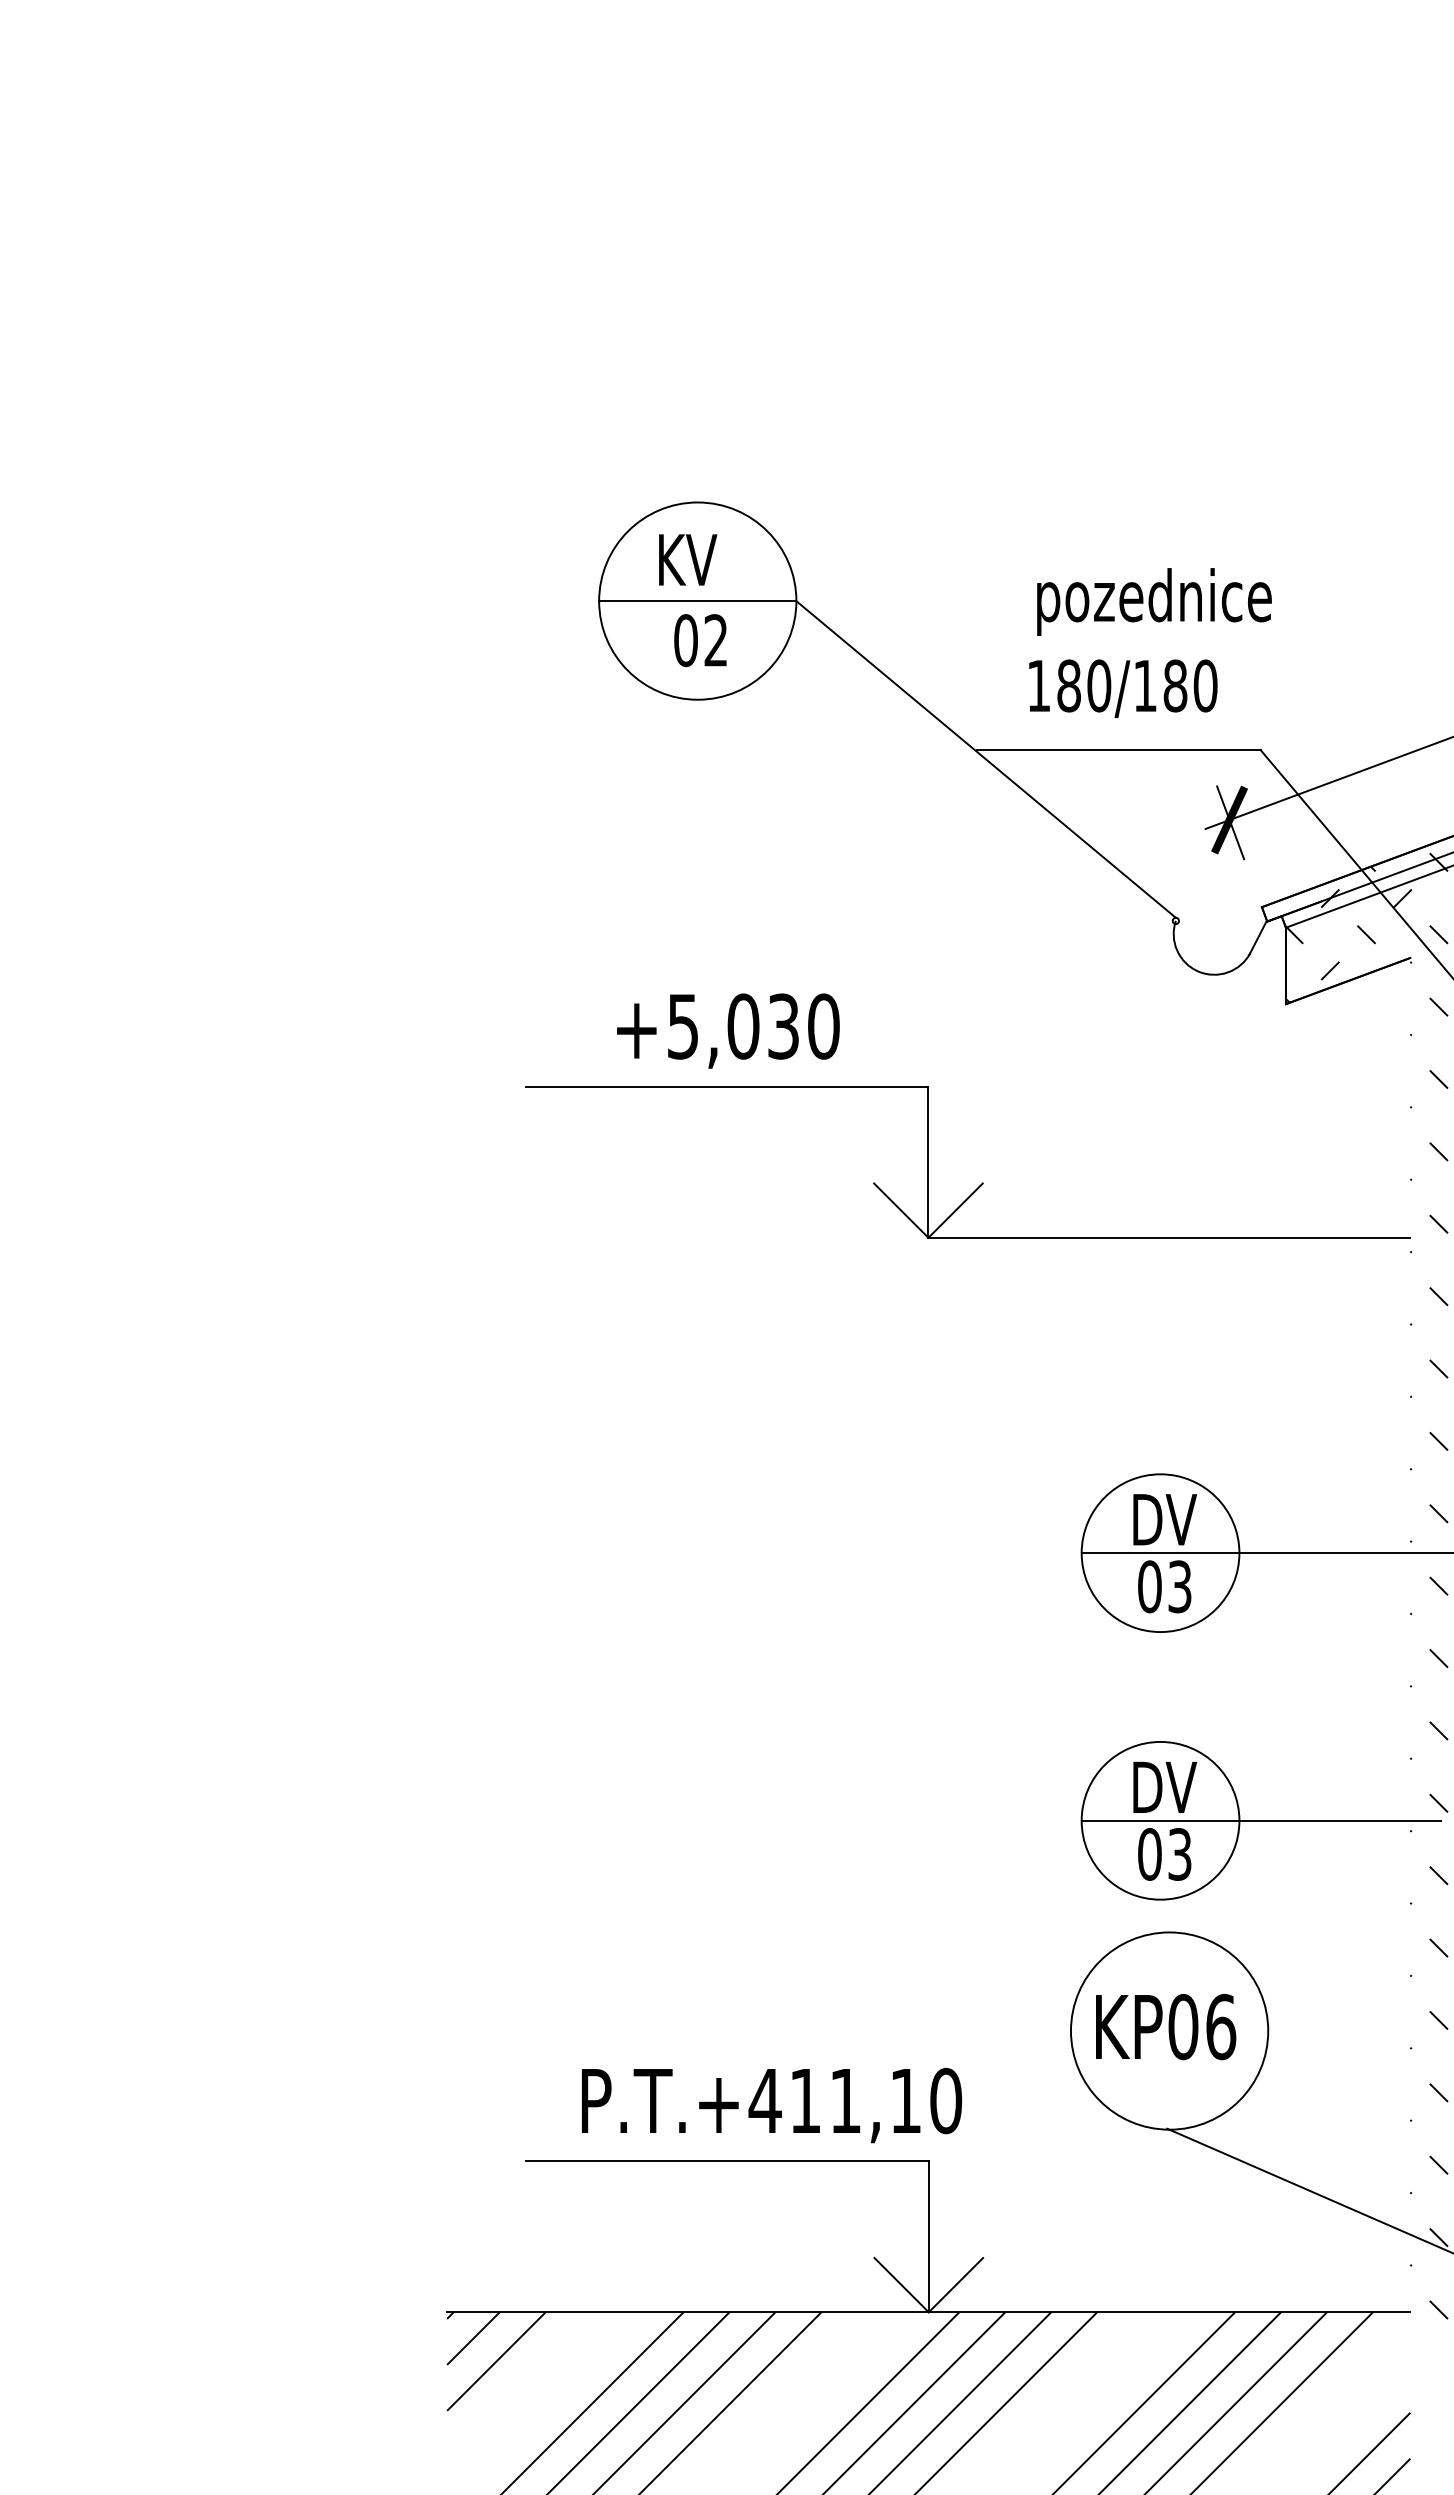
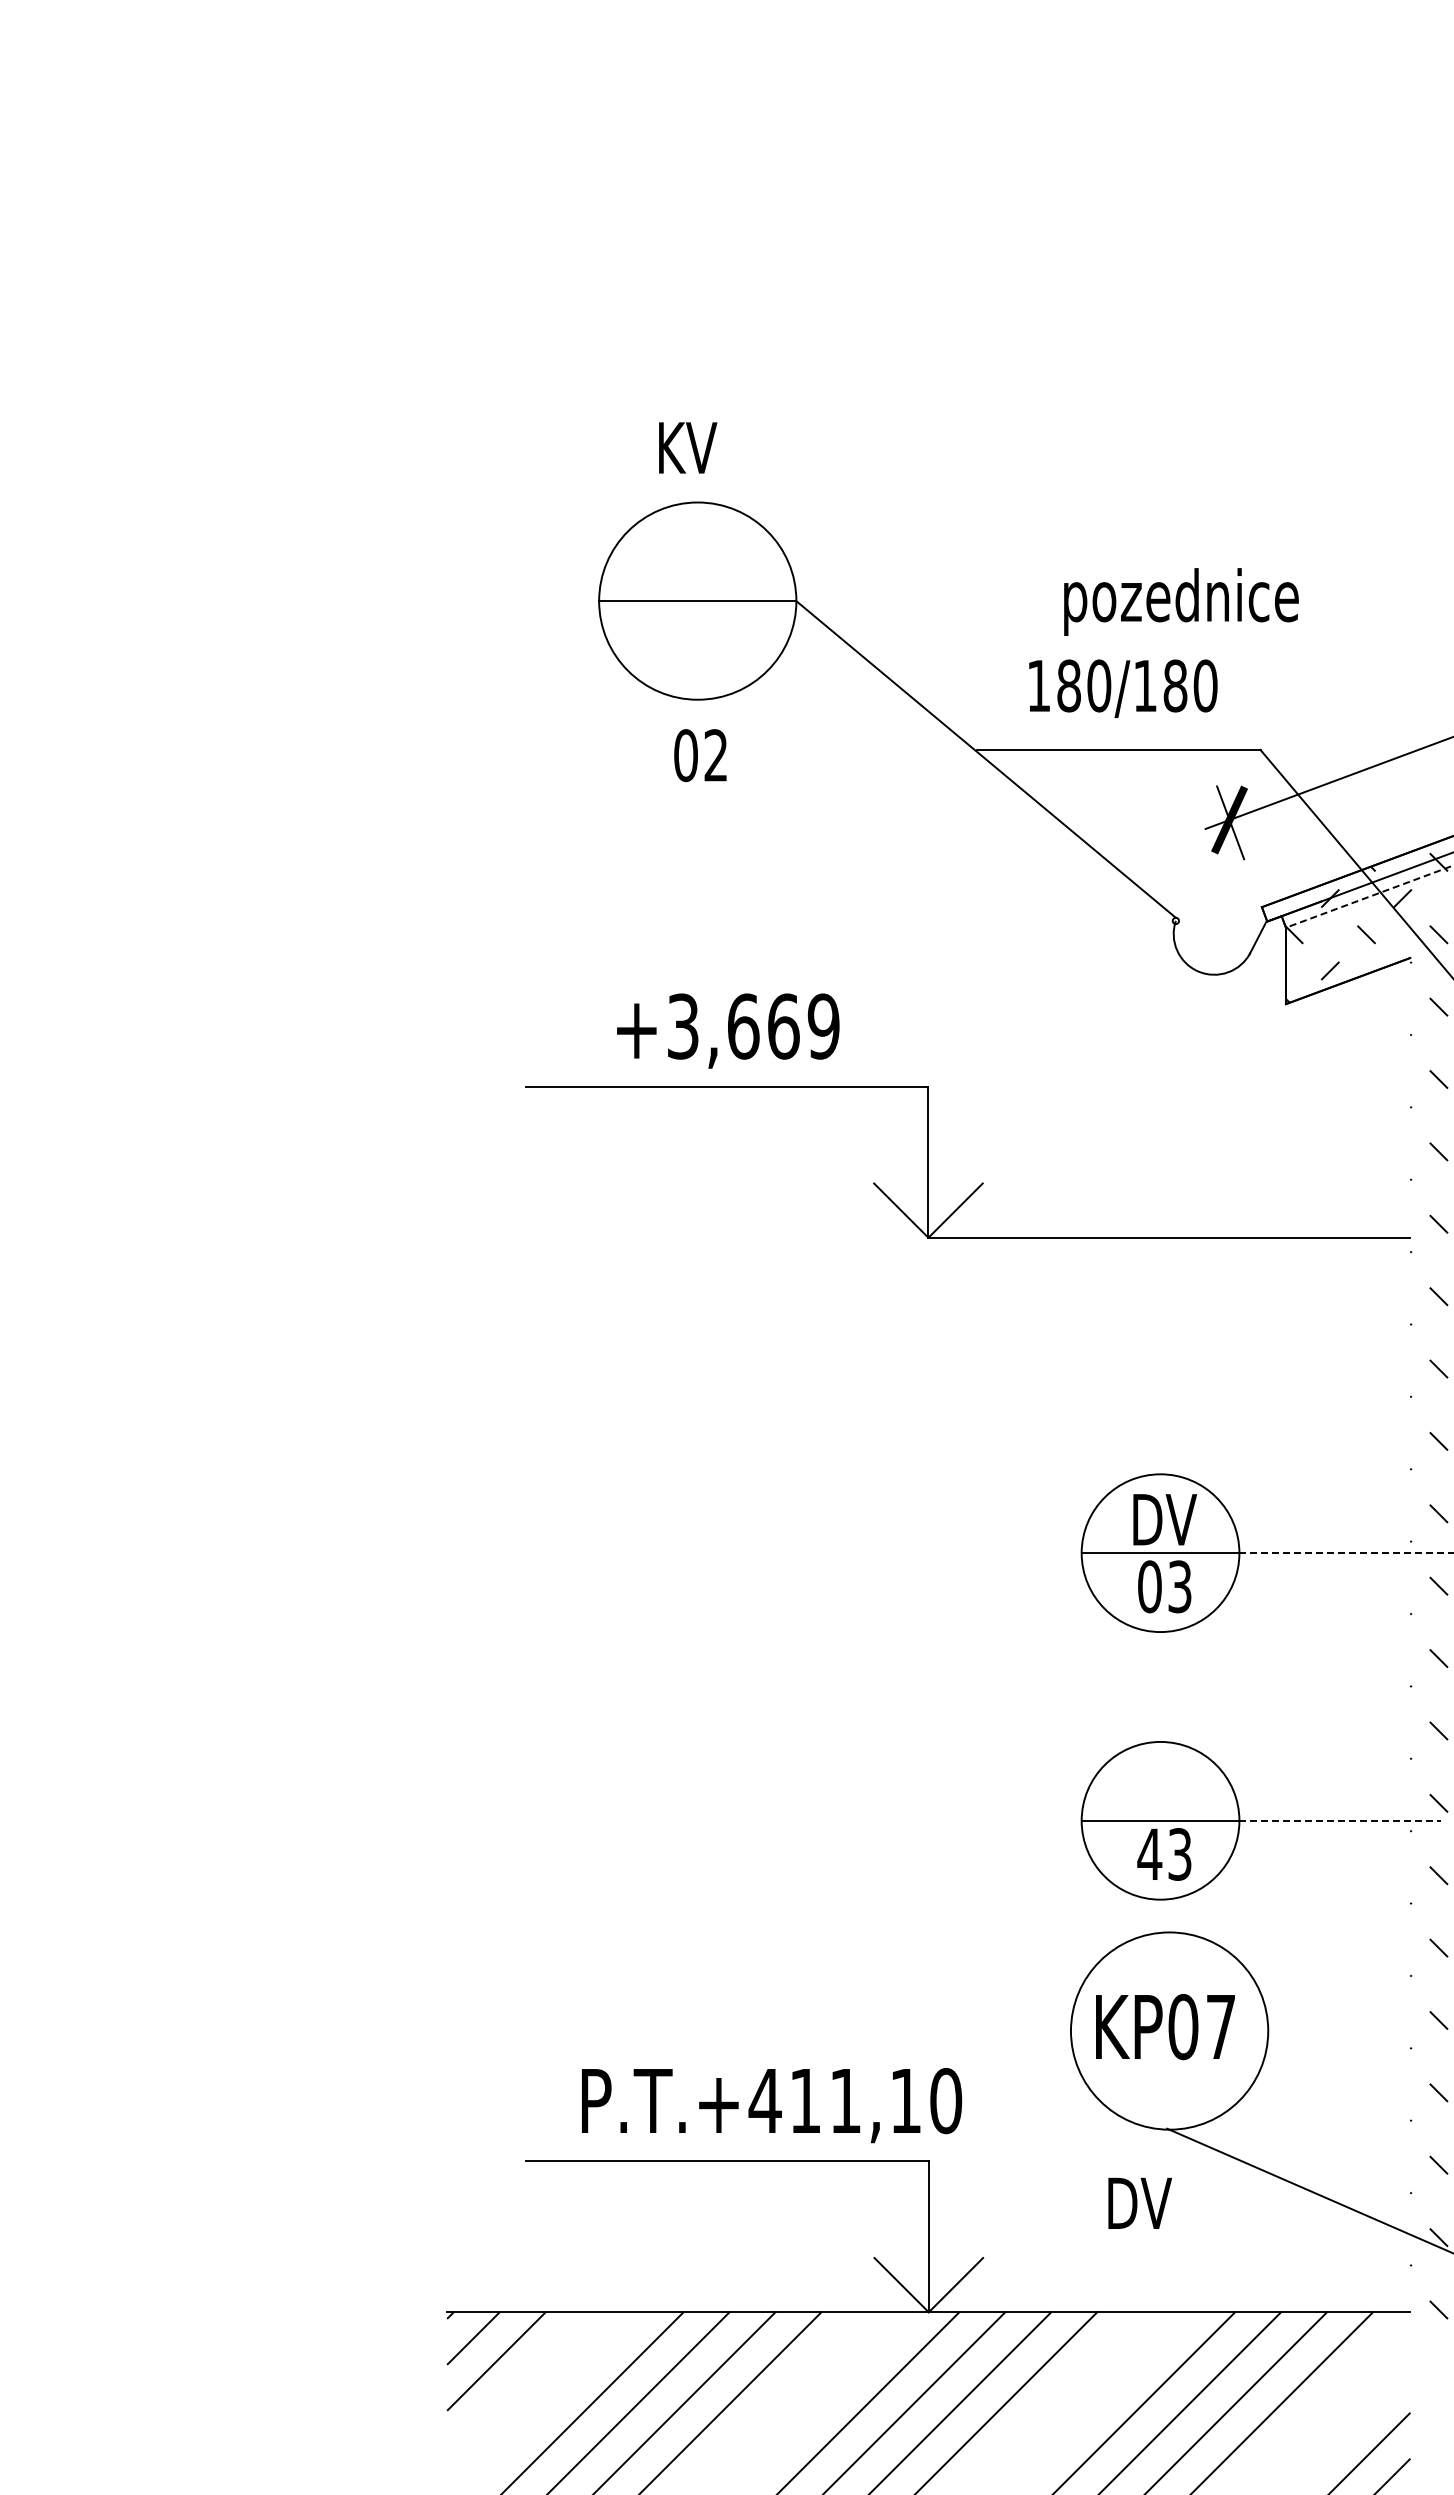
text position: (688, 559) -> (688, 447) (688, 447)
text position: (1154, 601) -> (1181, 601) (1181, 601)
text position: (700, 640) -> (700, 755) (700, 755)
line: solid -> dashed (1369, 896)
text: +5,030 -> +3,669 (753, 1026)
line: solid -> dashed (1346, 1553)
text position: (1165, 1786) -> (1140, 2202) (1140, 2202)
line: solid -> dashed (1340, 1820)
text: 03 -> 43 (1149, 1854)
text: KP06 -> KP07 (1221, 2026)
